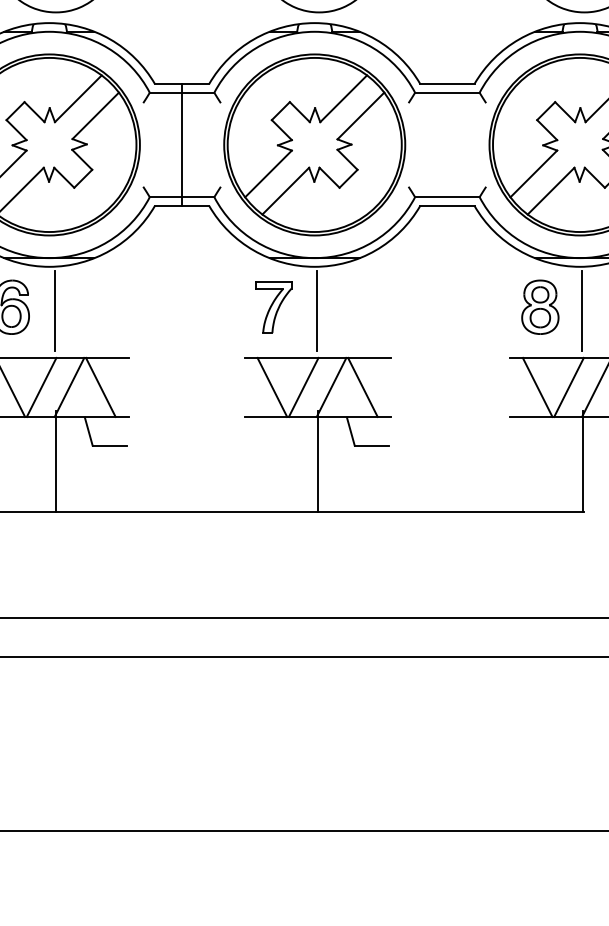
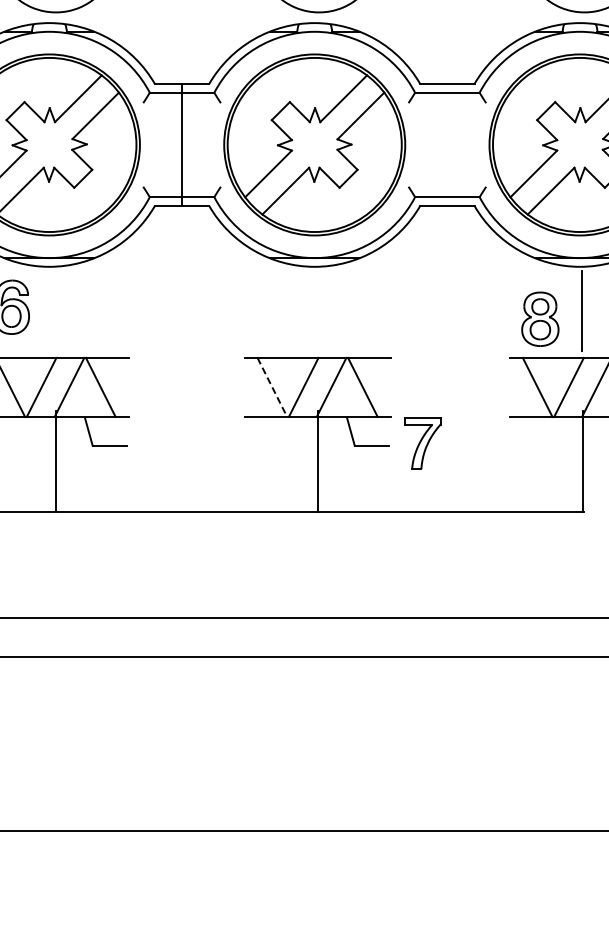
part position: (540, 306) -> (540, 318) (540, 318)
part position: (273, 307) -> (422, 443) (422, 443)
line: present -> none (54, 311)
line: present -> none (316, 311)
line: solid -> dashed (272, 387)
